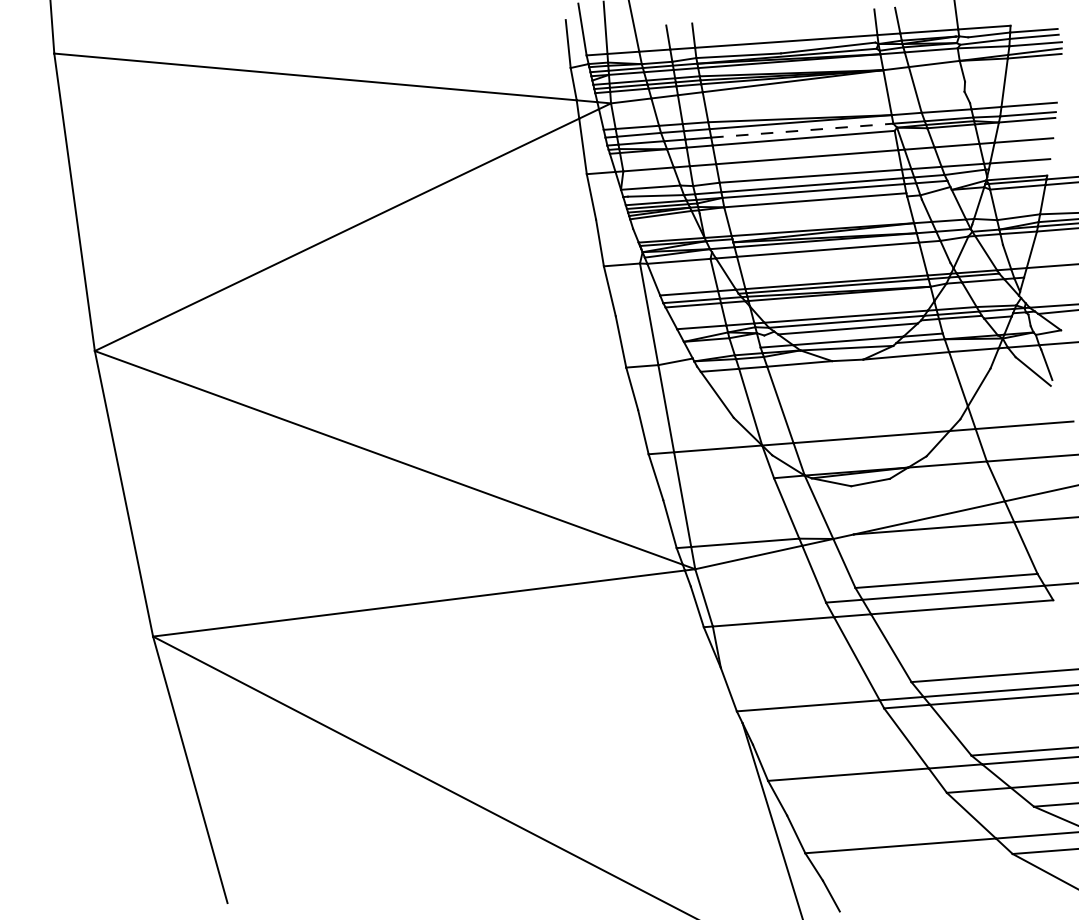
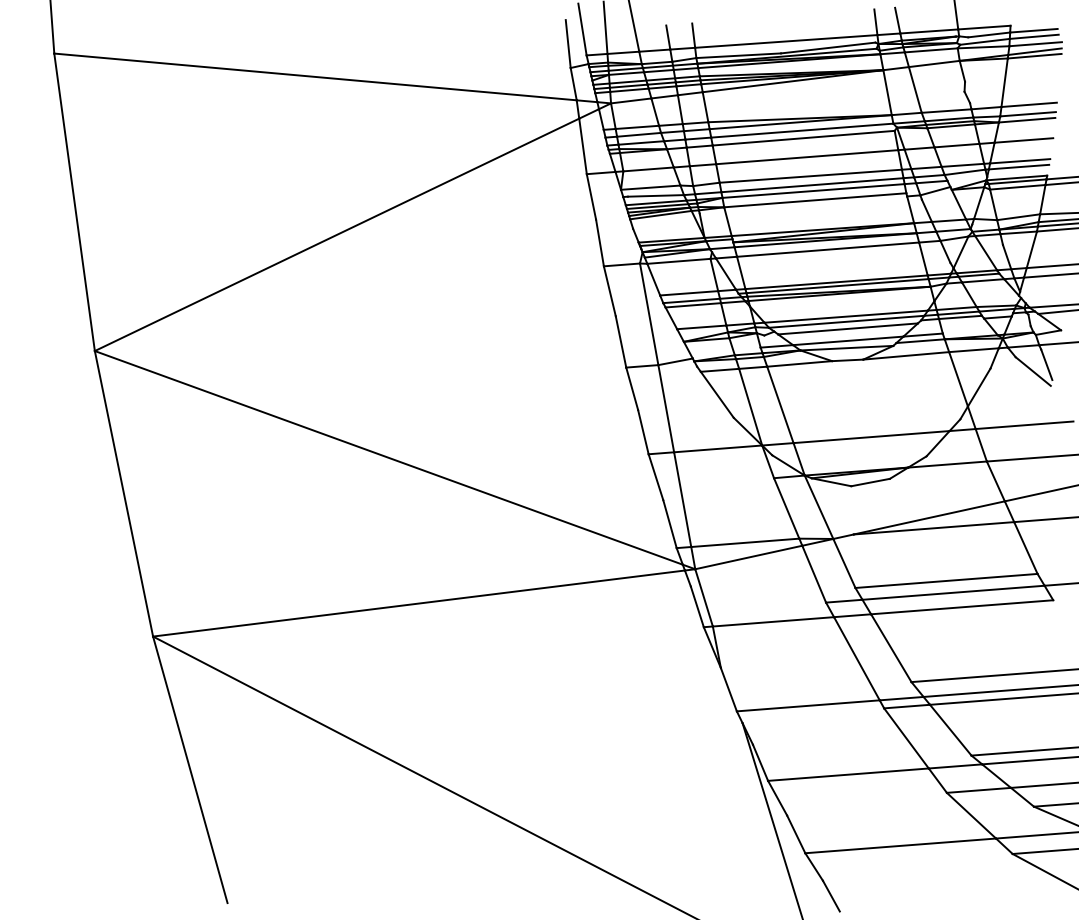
line: dashed -> solid (802, 130)
line: none -> present (1018, 166)
line: none -> present (1049, 275)
